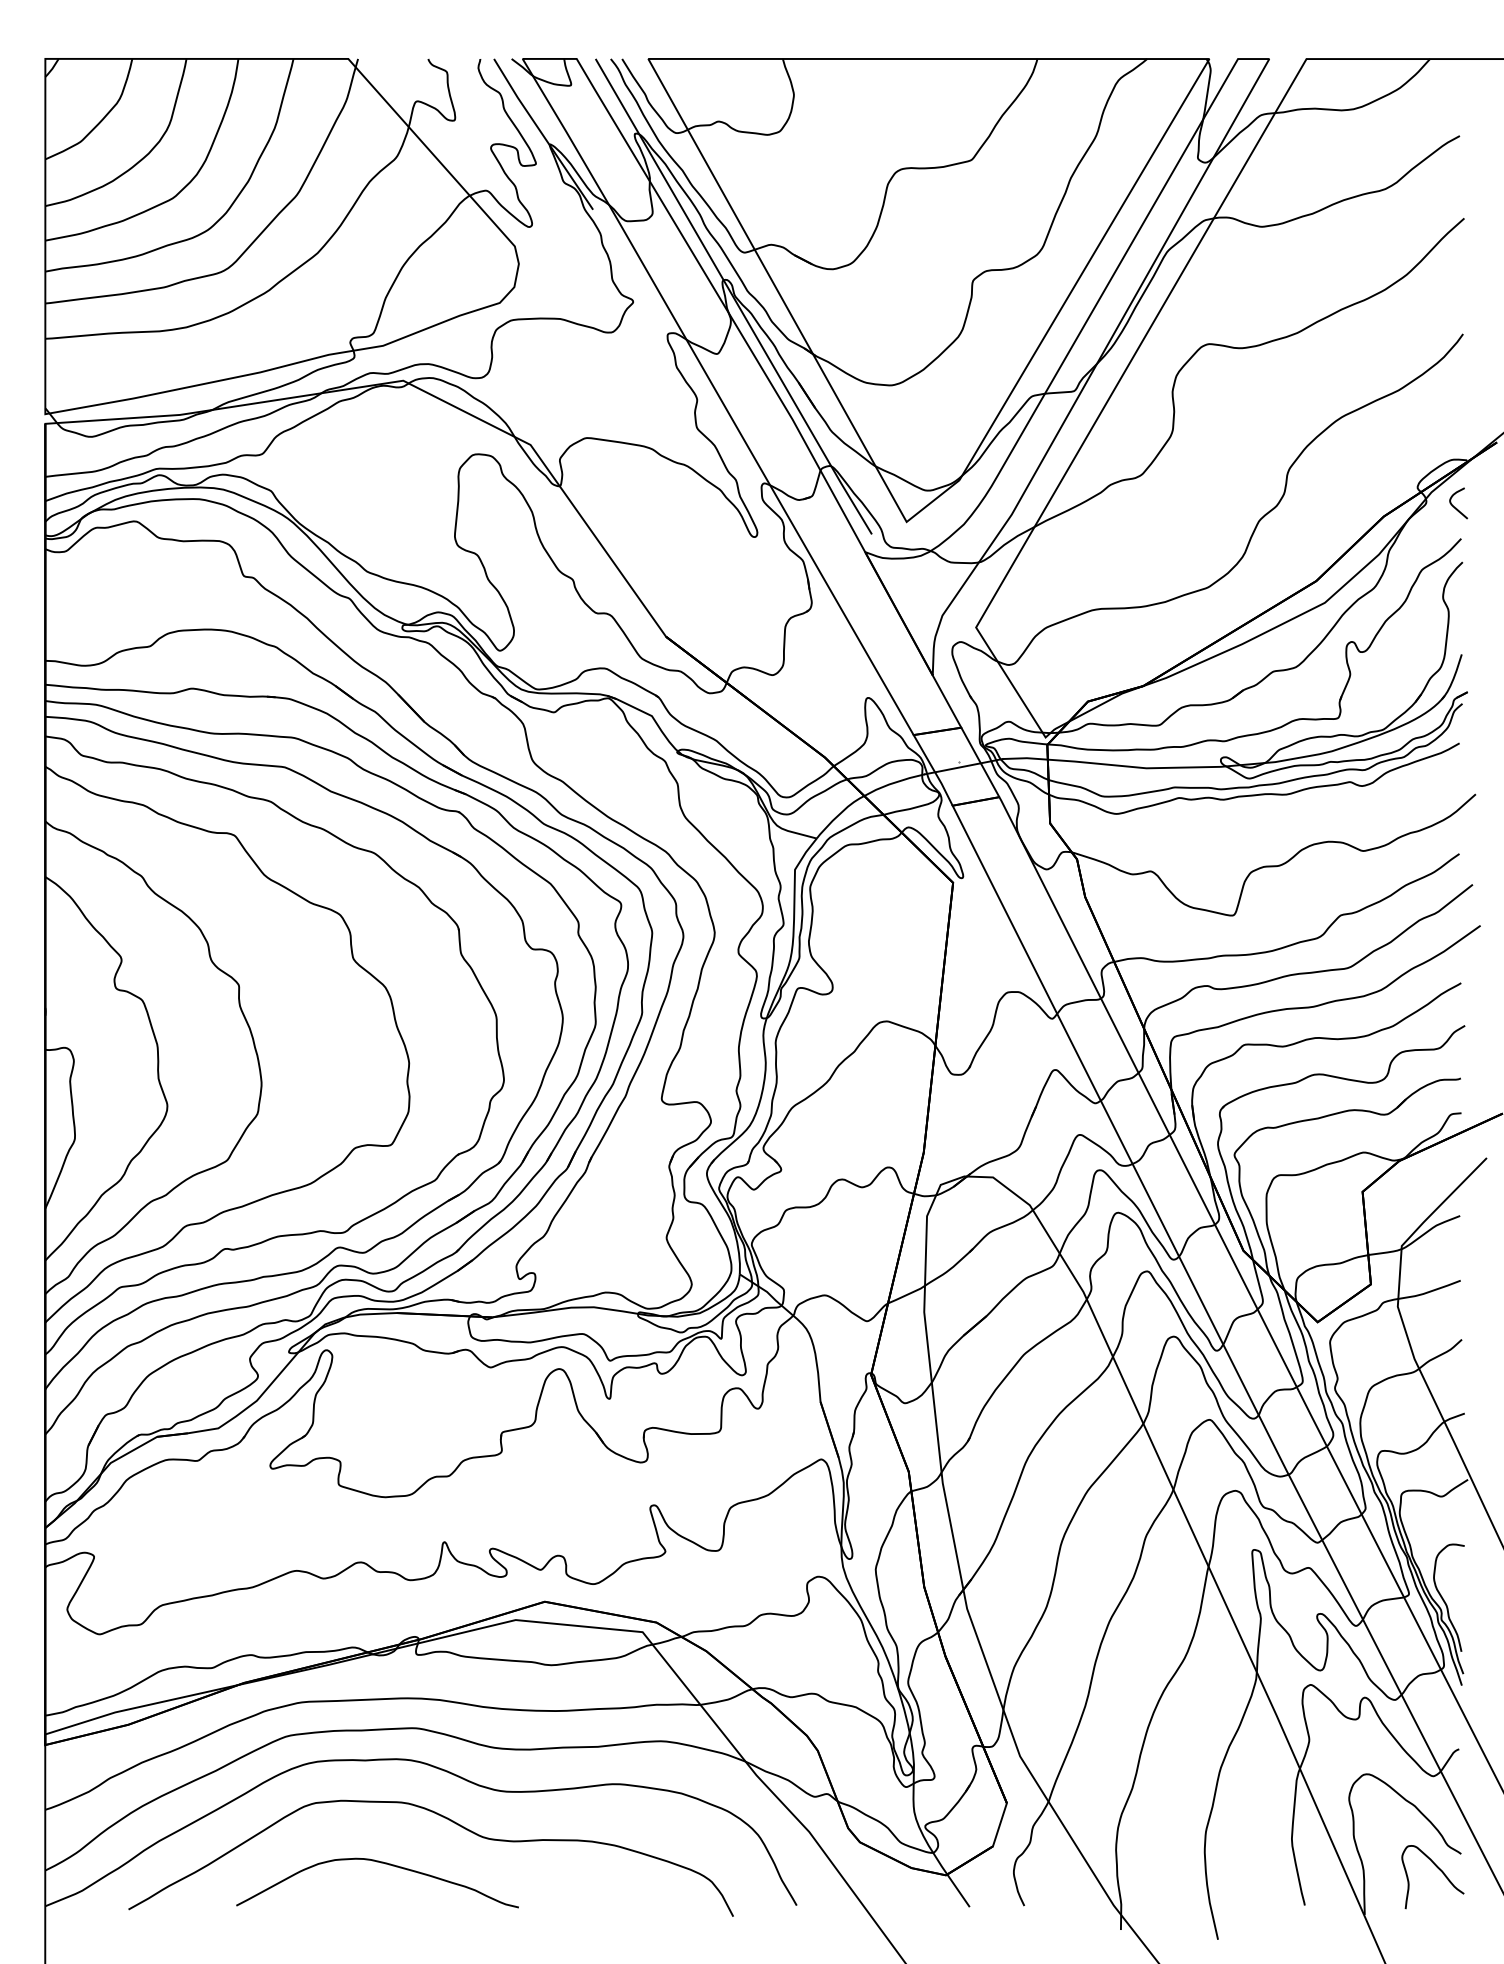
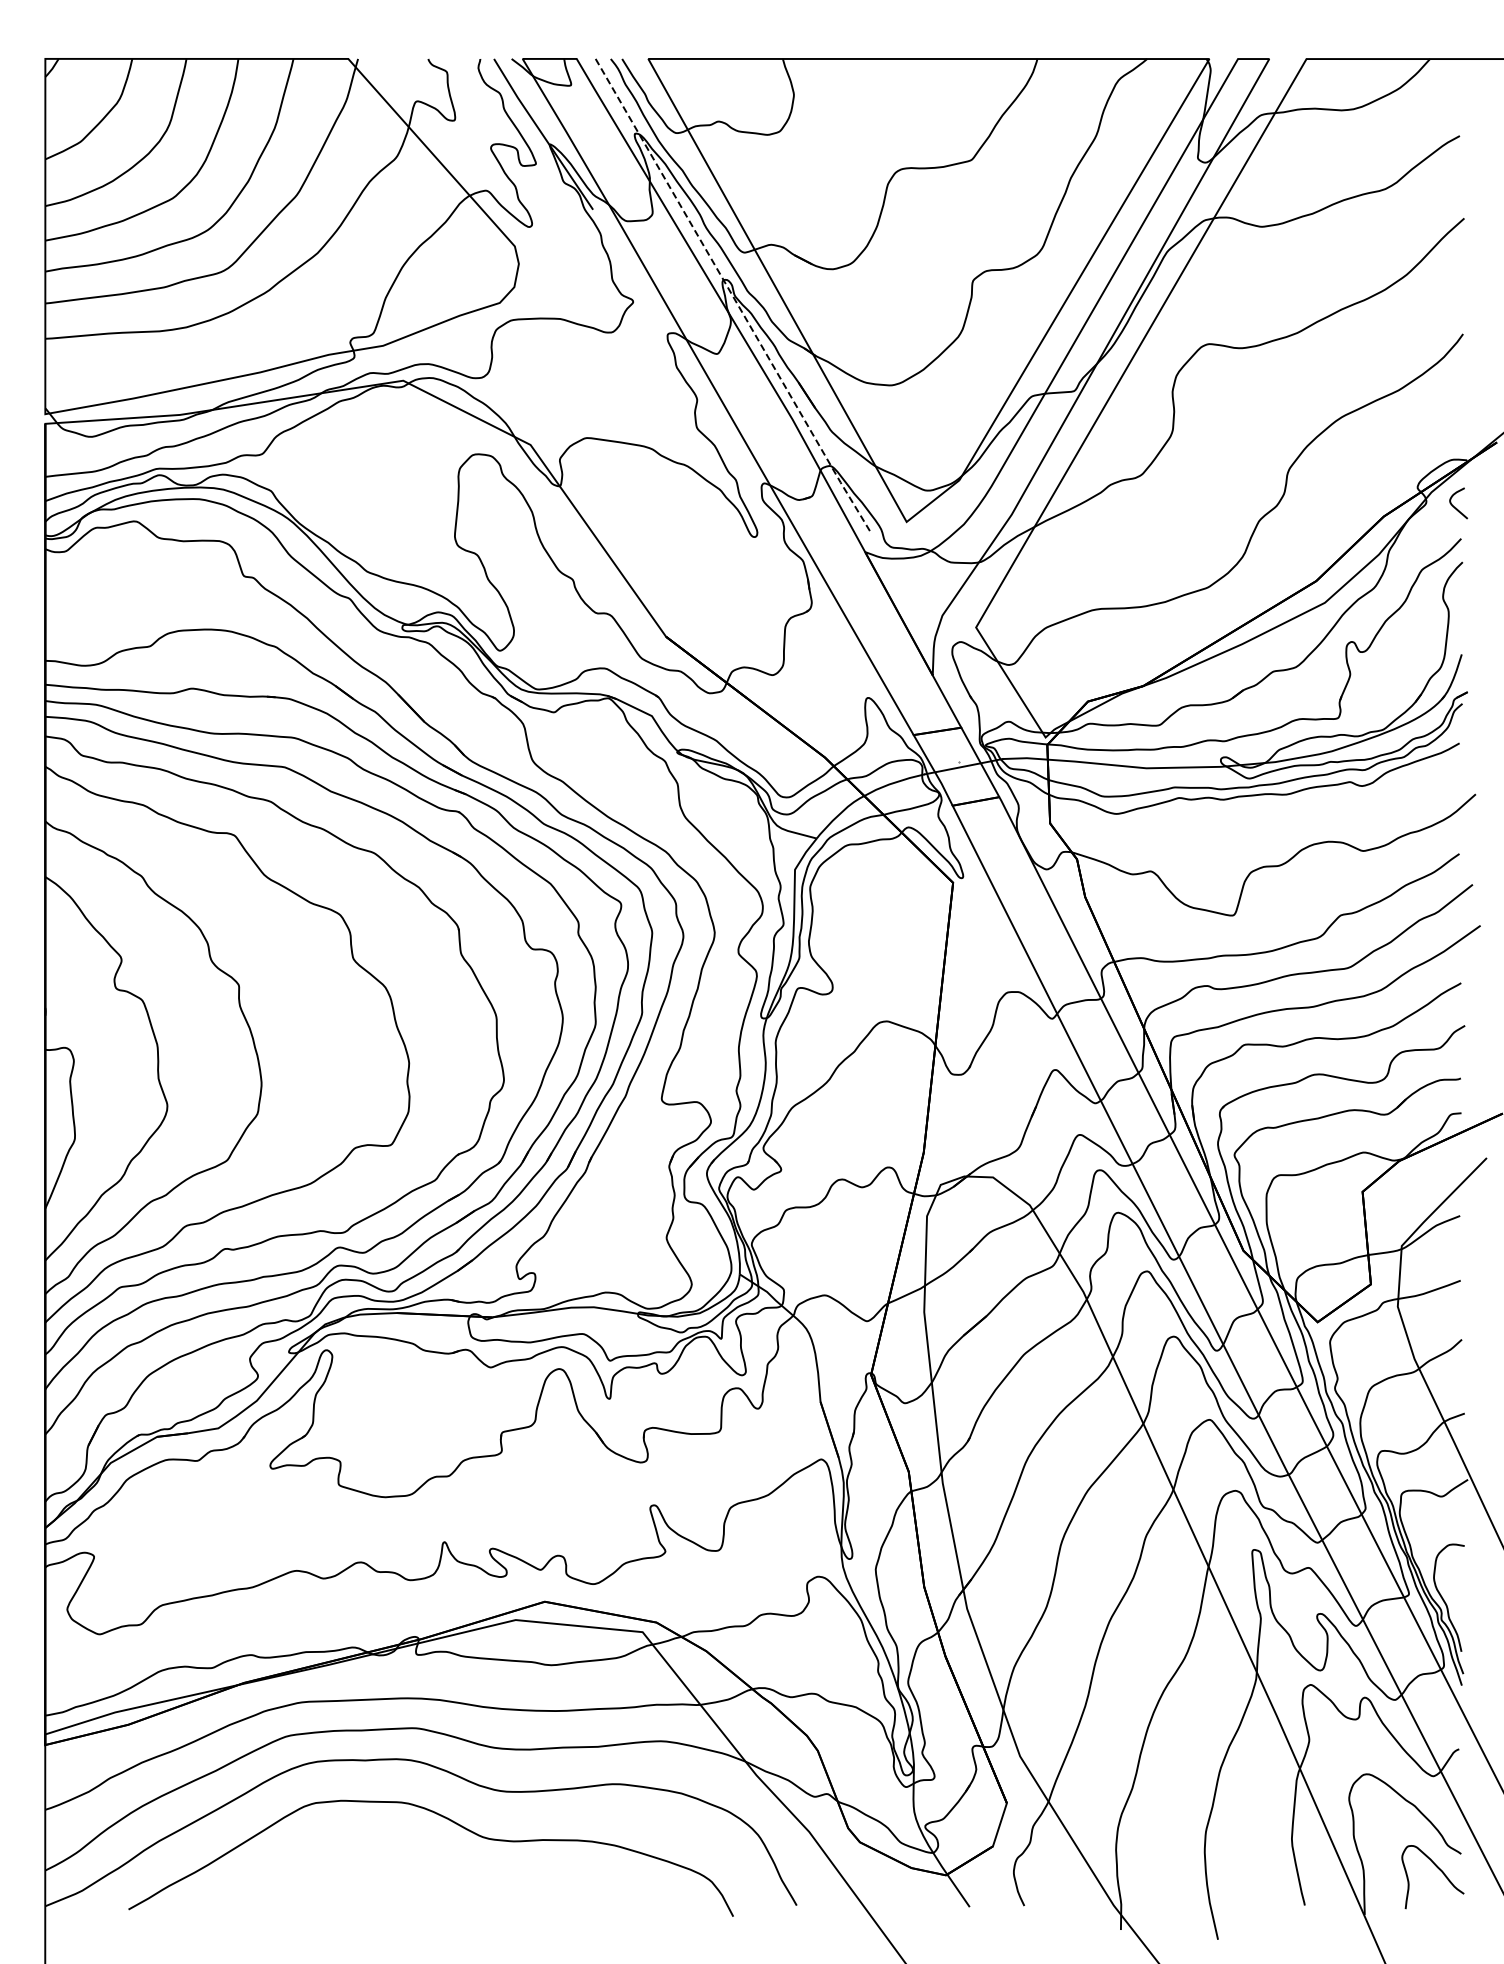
line: solid -> dashed (733, 297)
curve: present -> none (381, 1863)
